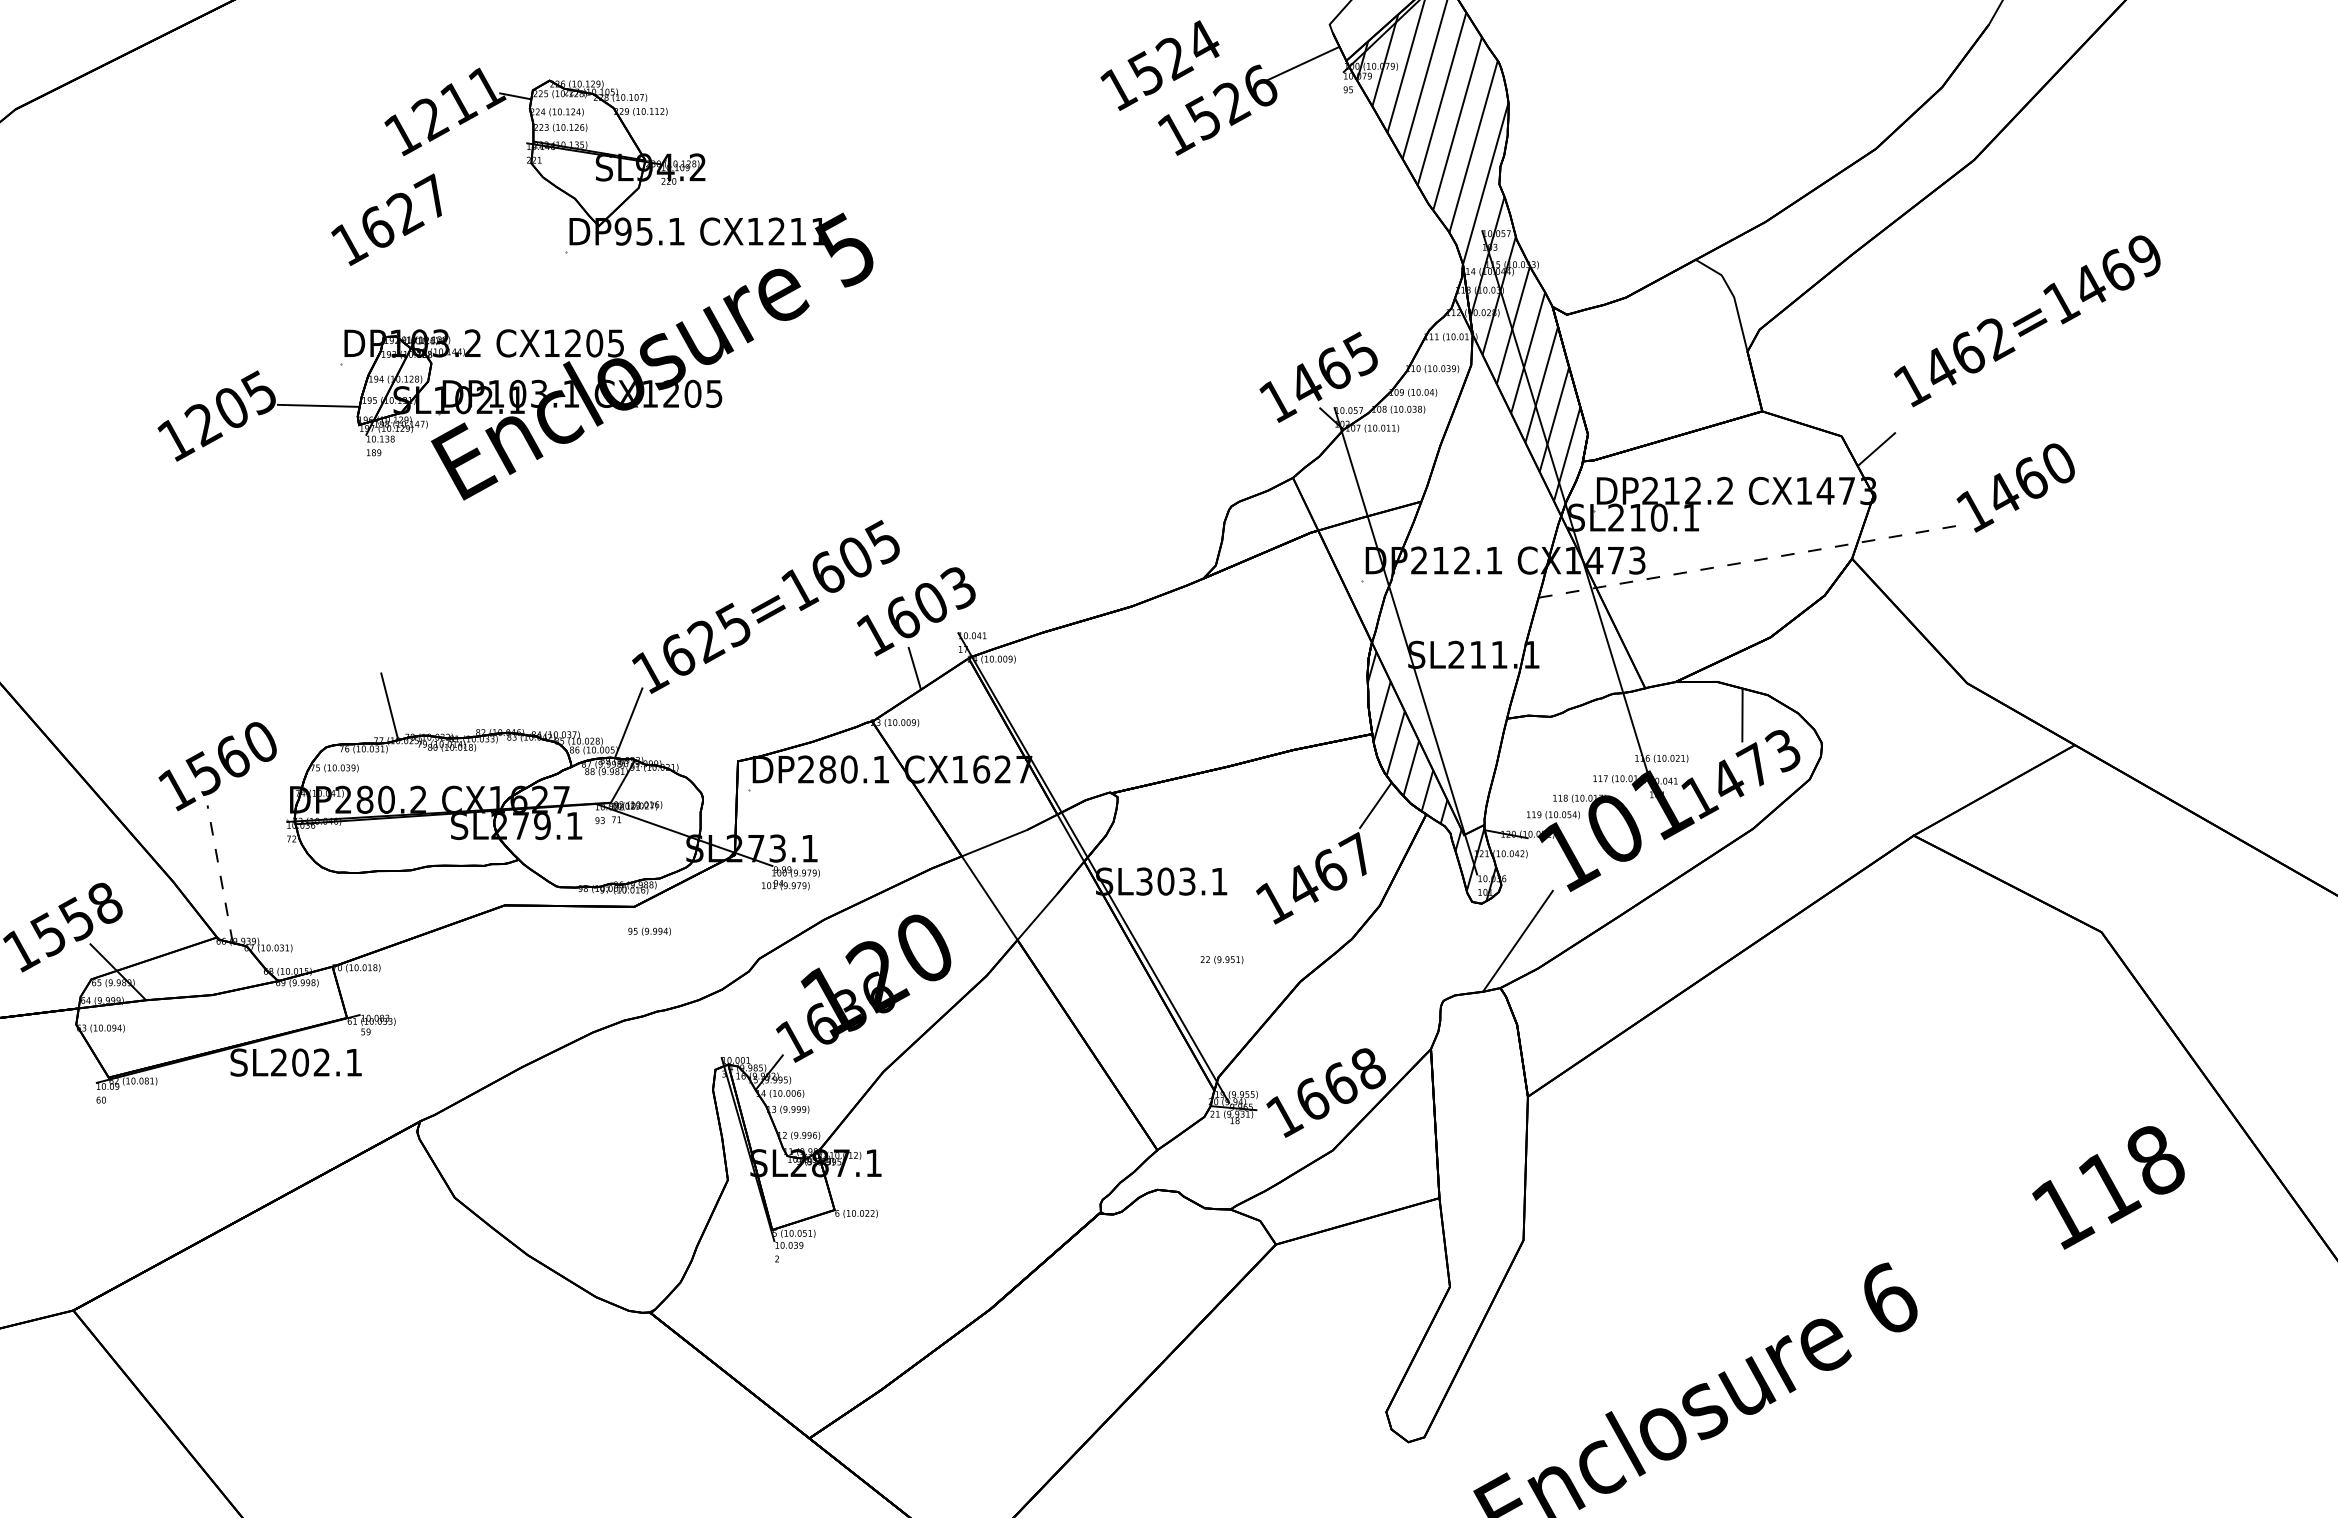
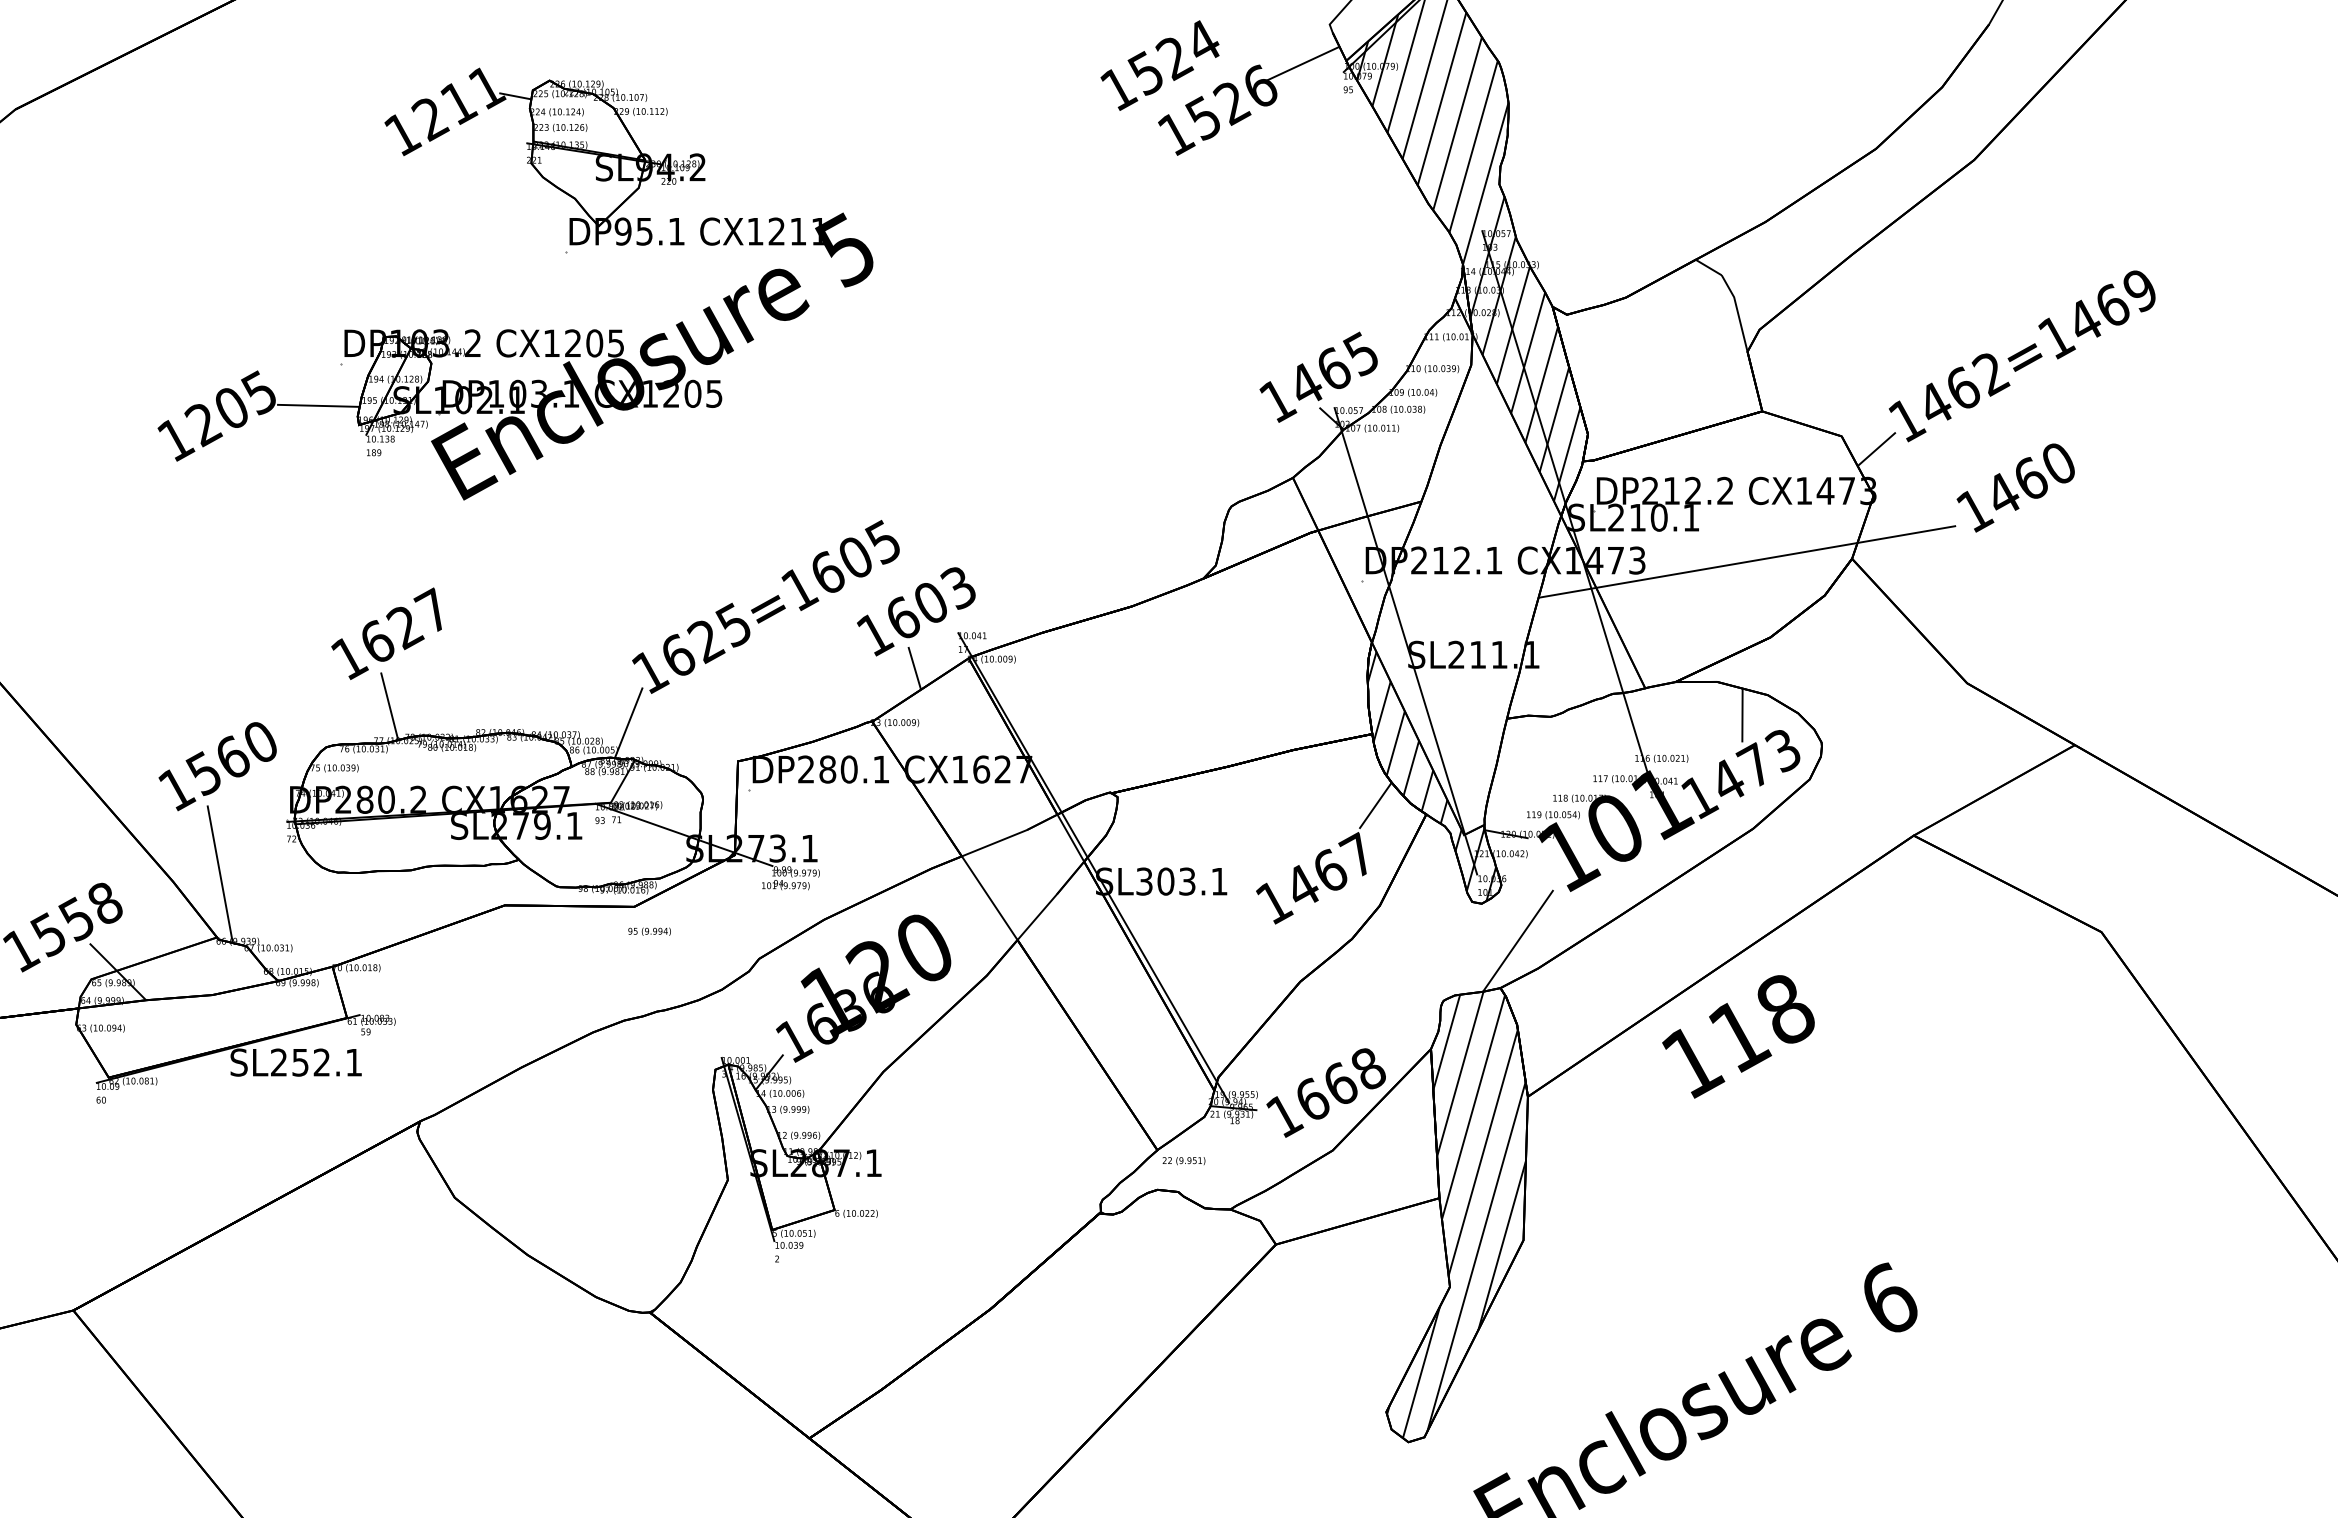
text position: (386, 219) -> (386, 633) (386, 633)
text position: (2026, 321) -> (2021, 356) (2021, 356)
line: dashed -> solid (1747, 561)
line: dashed -> solid (220, 874)
text position: (1221, 960) -> (1183, 1161) (1183, 1161)
text: SL202.1 -> SL252.1 (300, 1062)
text position: (2108, 1187) -> (1738, 1036) (1738, 1036)
hatch: none -> present (1456, 1214)
